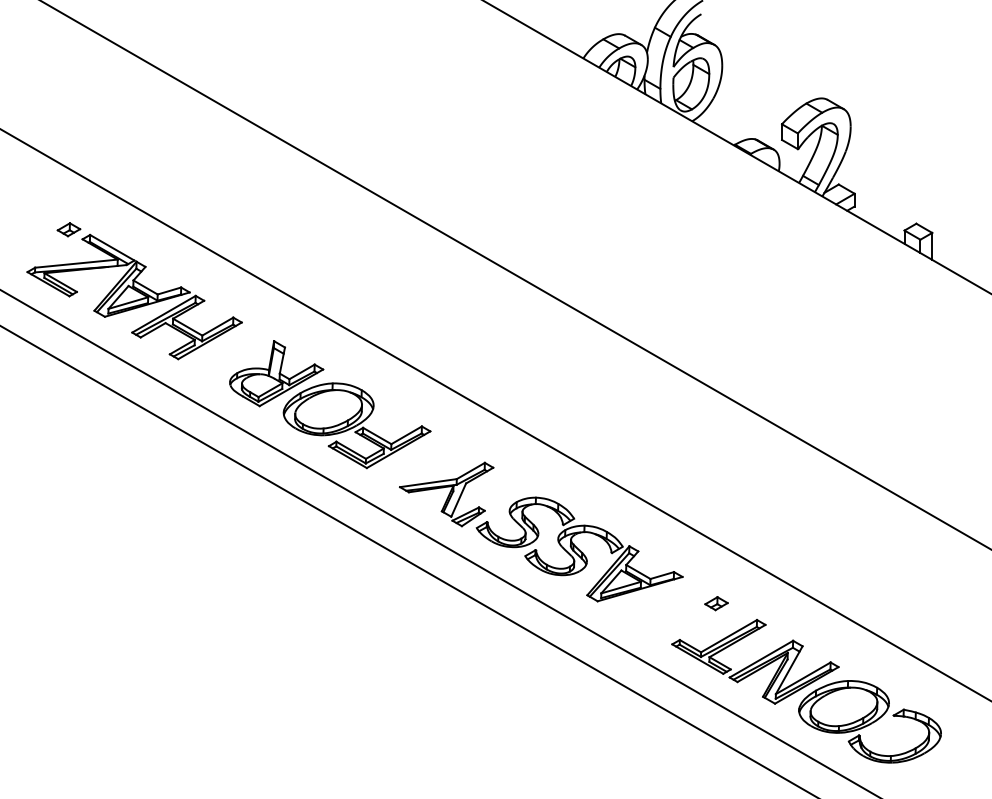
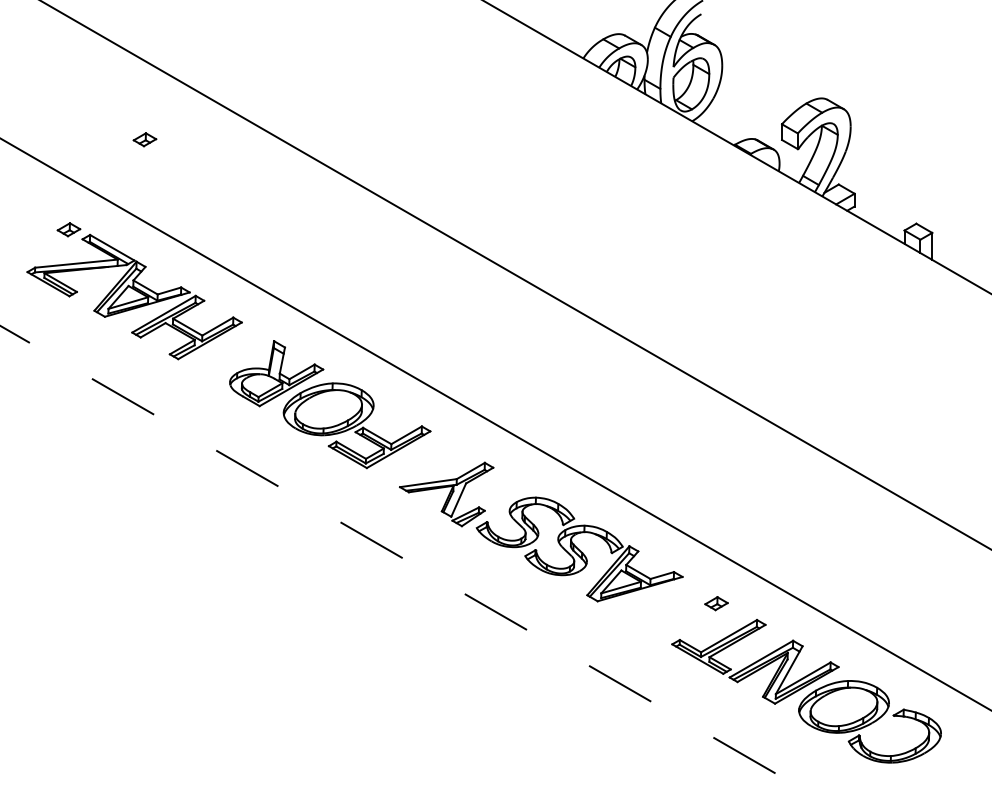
part: none -> present (144, 139)
line position: (495, 414) -> (495, 424) (495, 424)
line: present -> none (439, 543)
line: solid -> dashed (410, 562)
